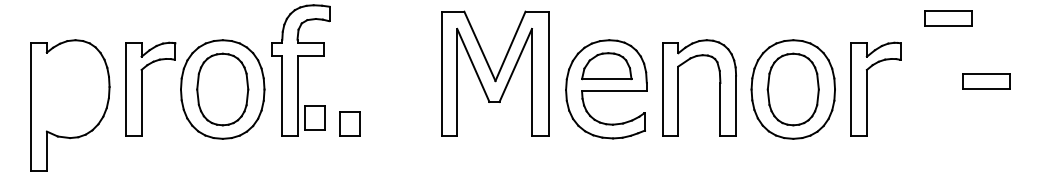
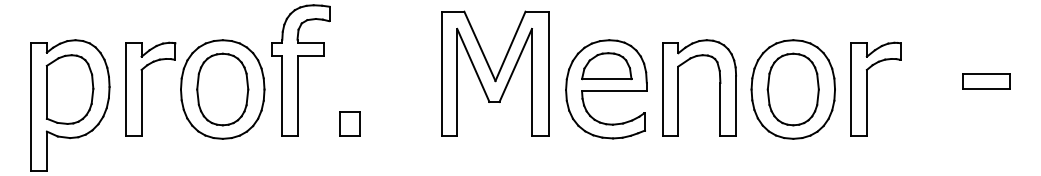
part: present -> none (948, 18)
part: none -> present (69, 89)
part: present -> none (314, 117)
